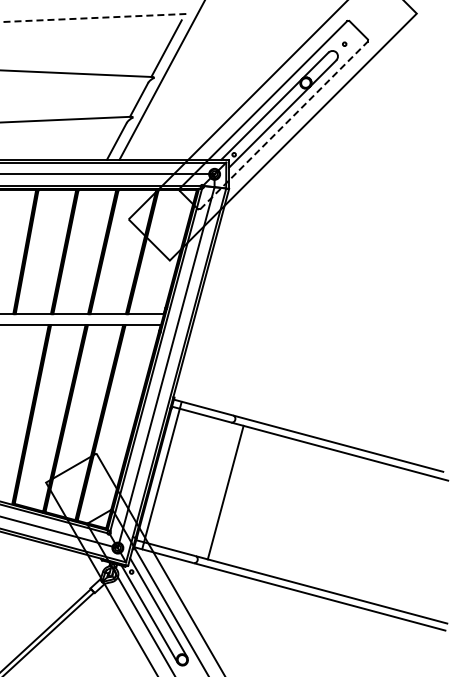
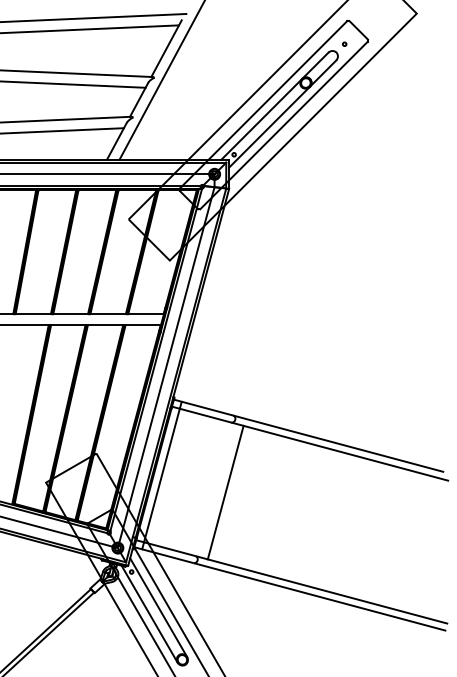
line: dashed -> solid (92, 18)
line: none -> present (90, 29)
line: none -> present (73, 84)
line: dashed -> solid (284, 125)
line: none -> present (62, 130)
